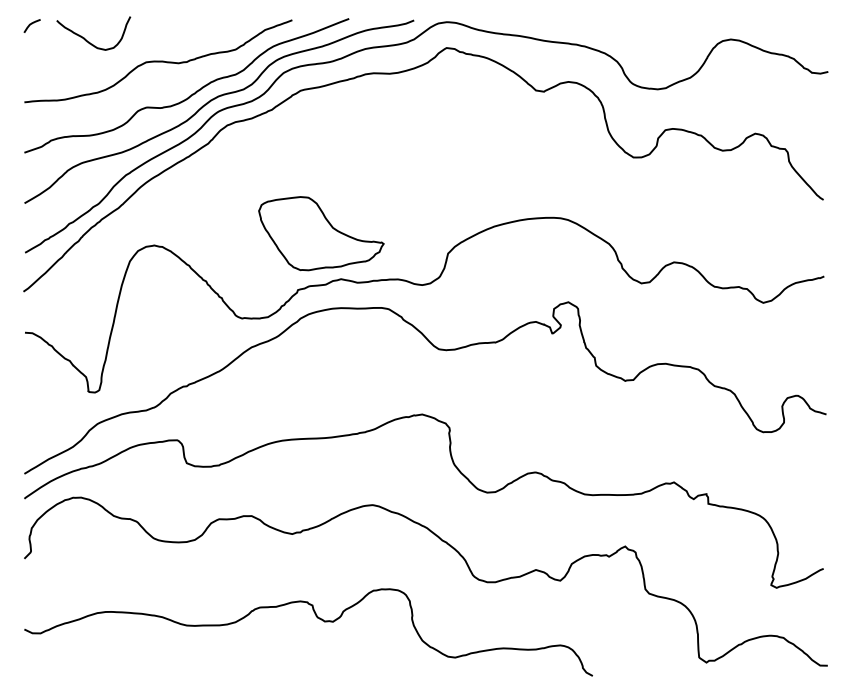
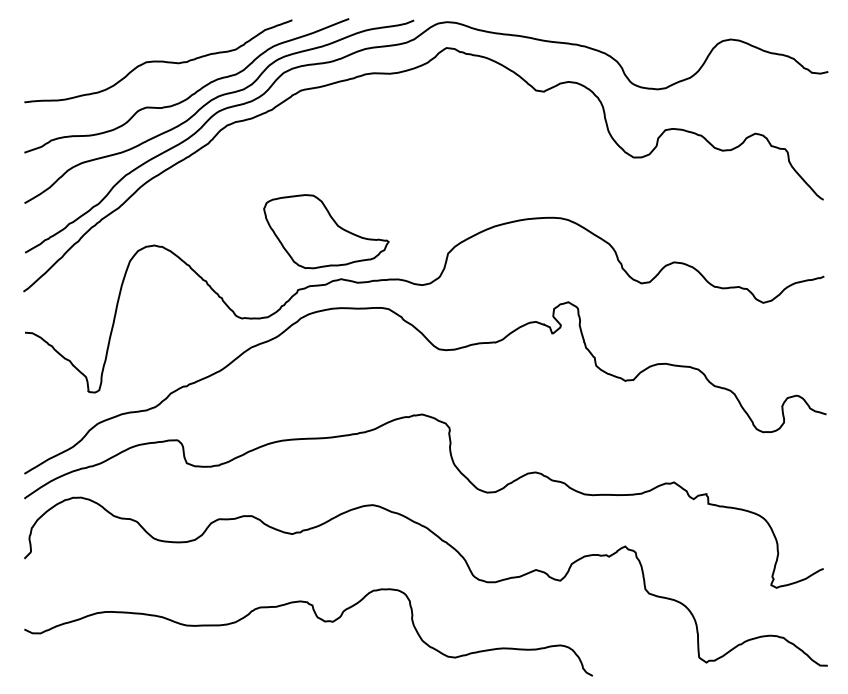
curve: present -> none (31, 24)
curve: present -> none (89, 41)
part position: (321, 233) -> (326, 231) (326, 231)
